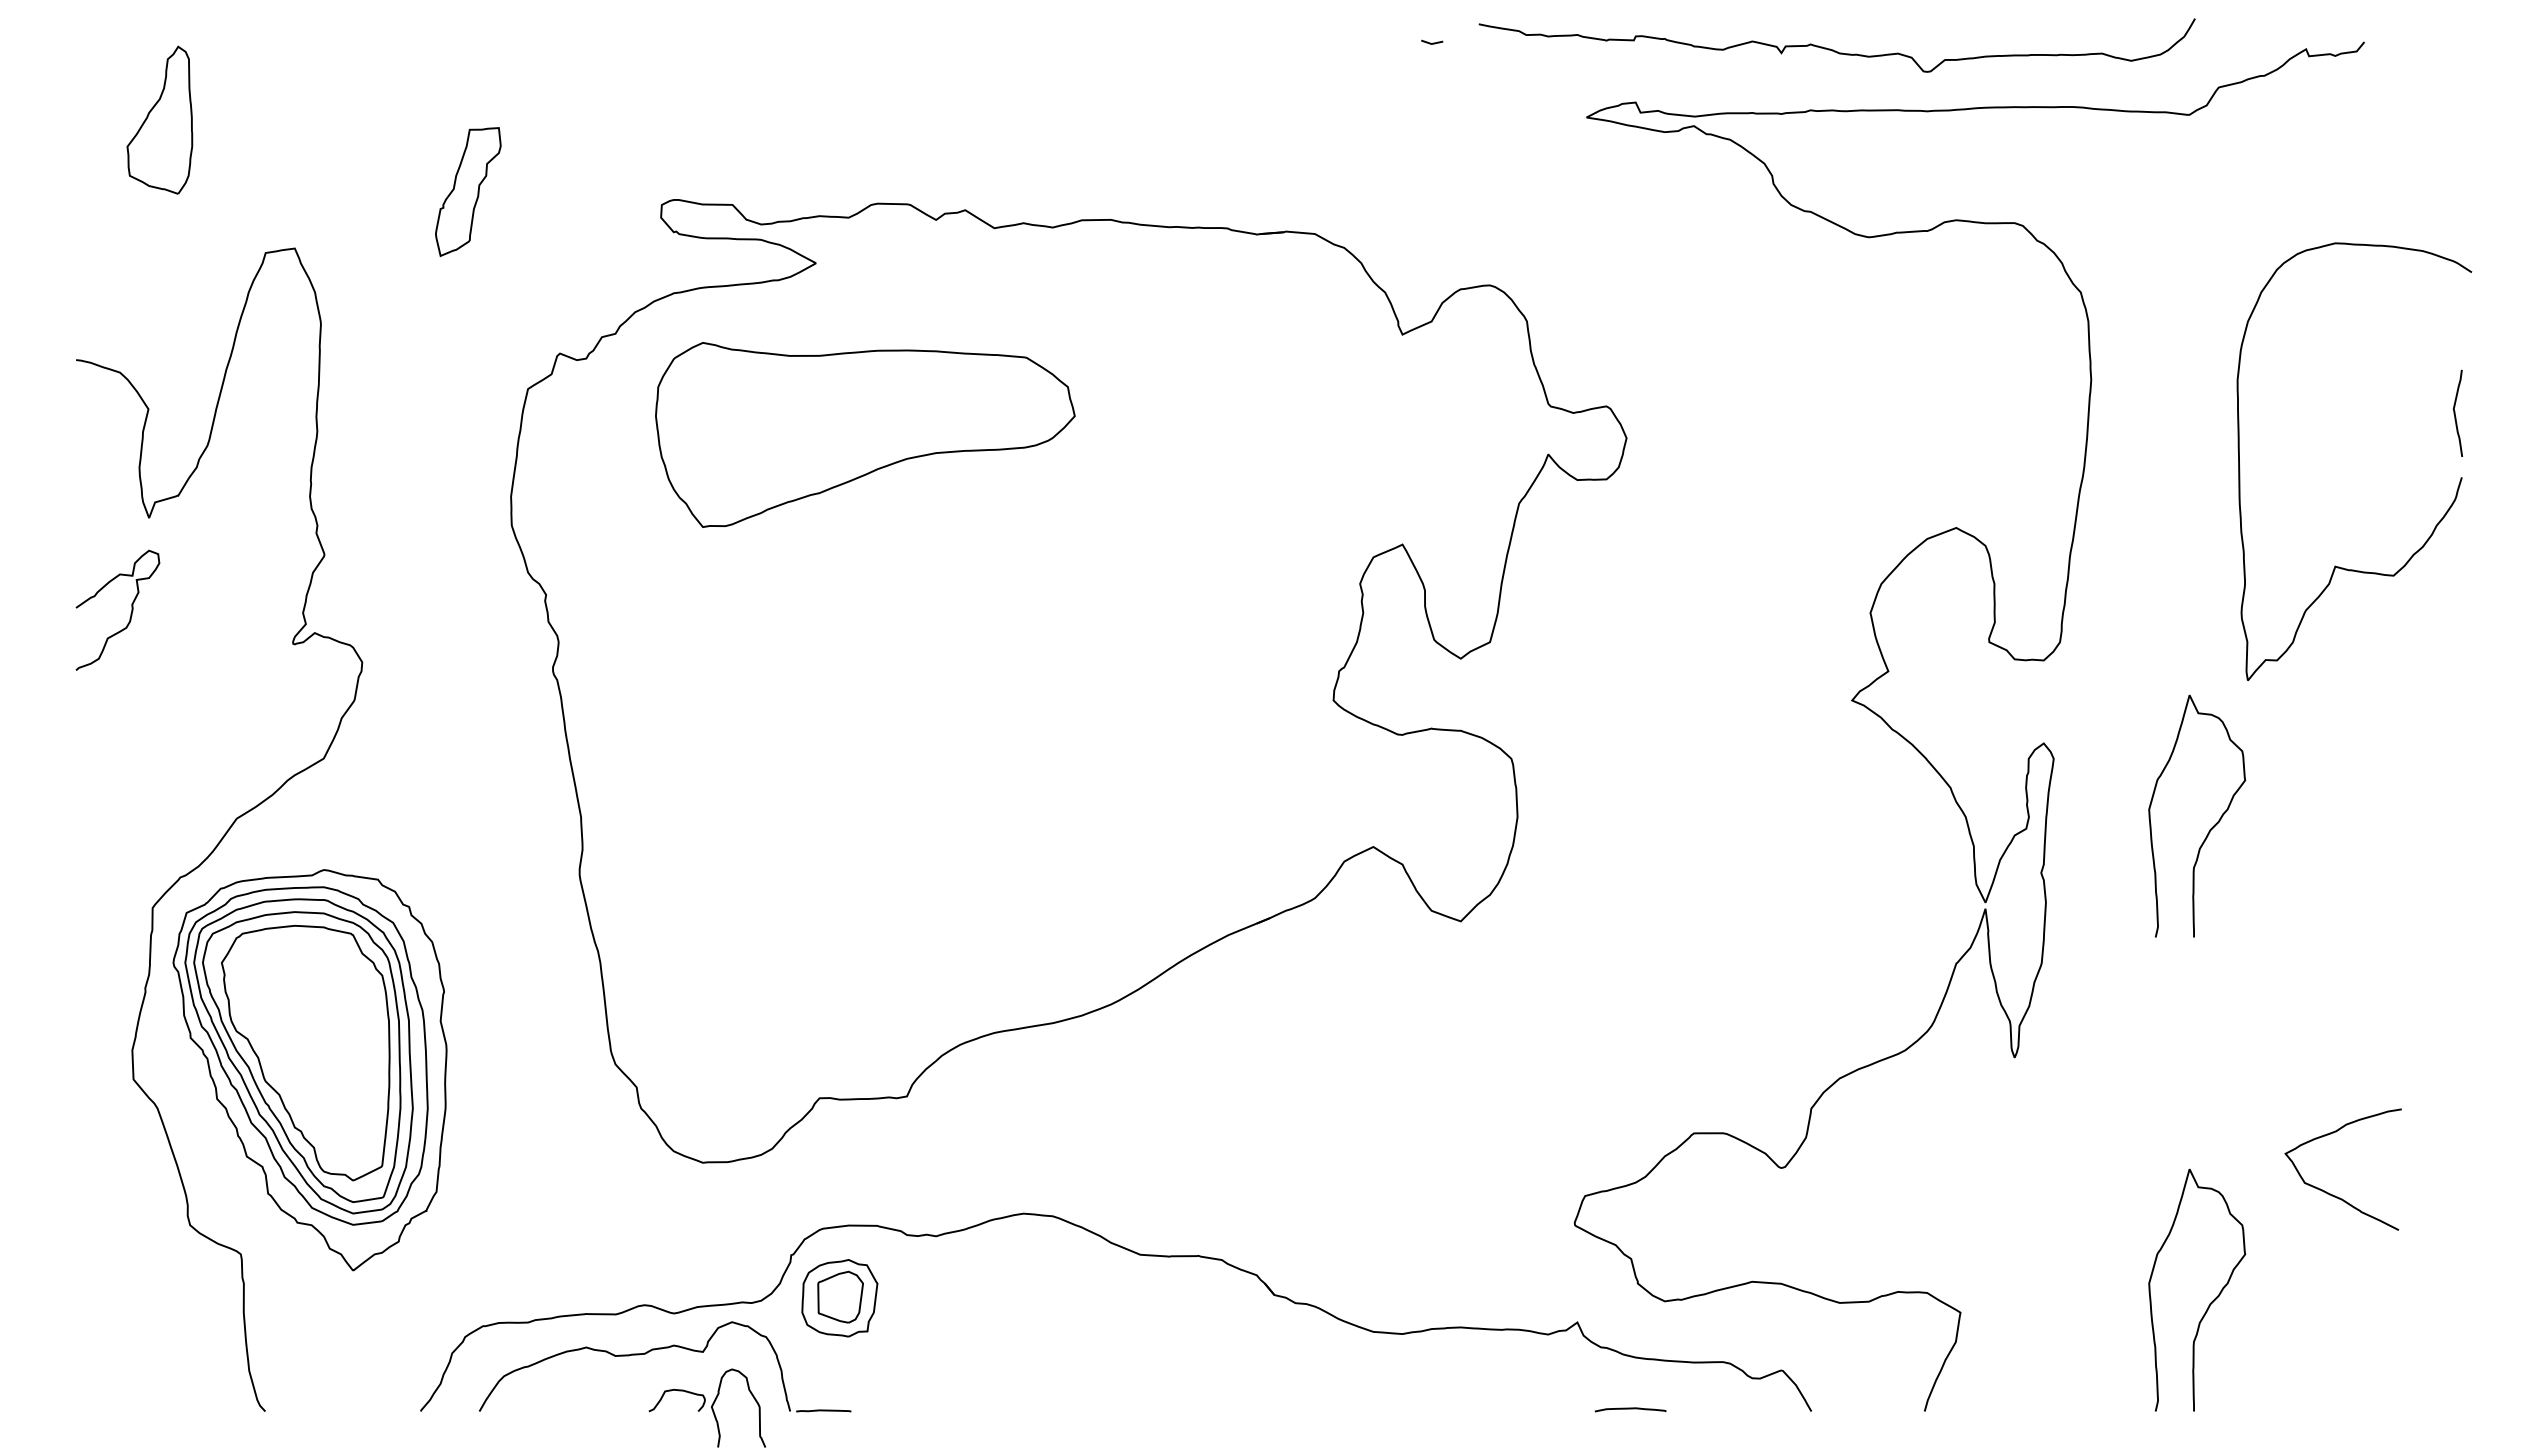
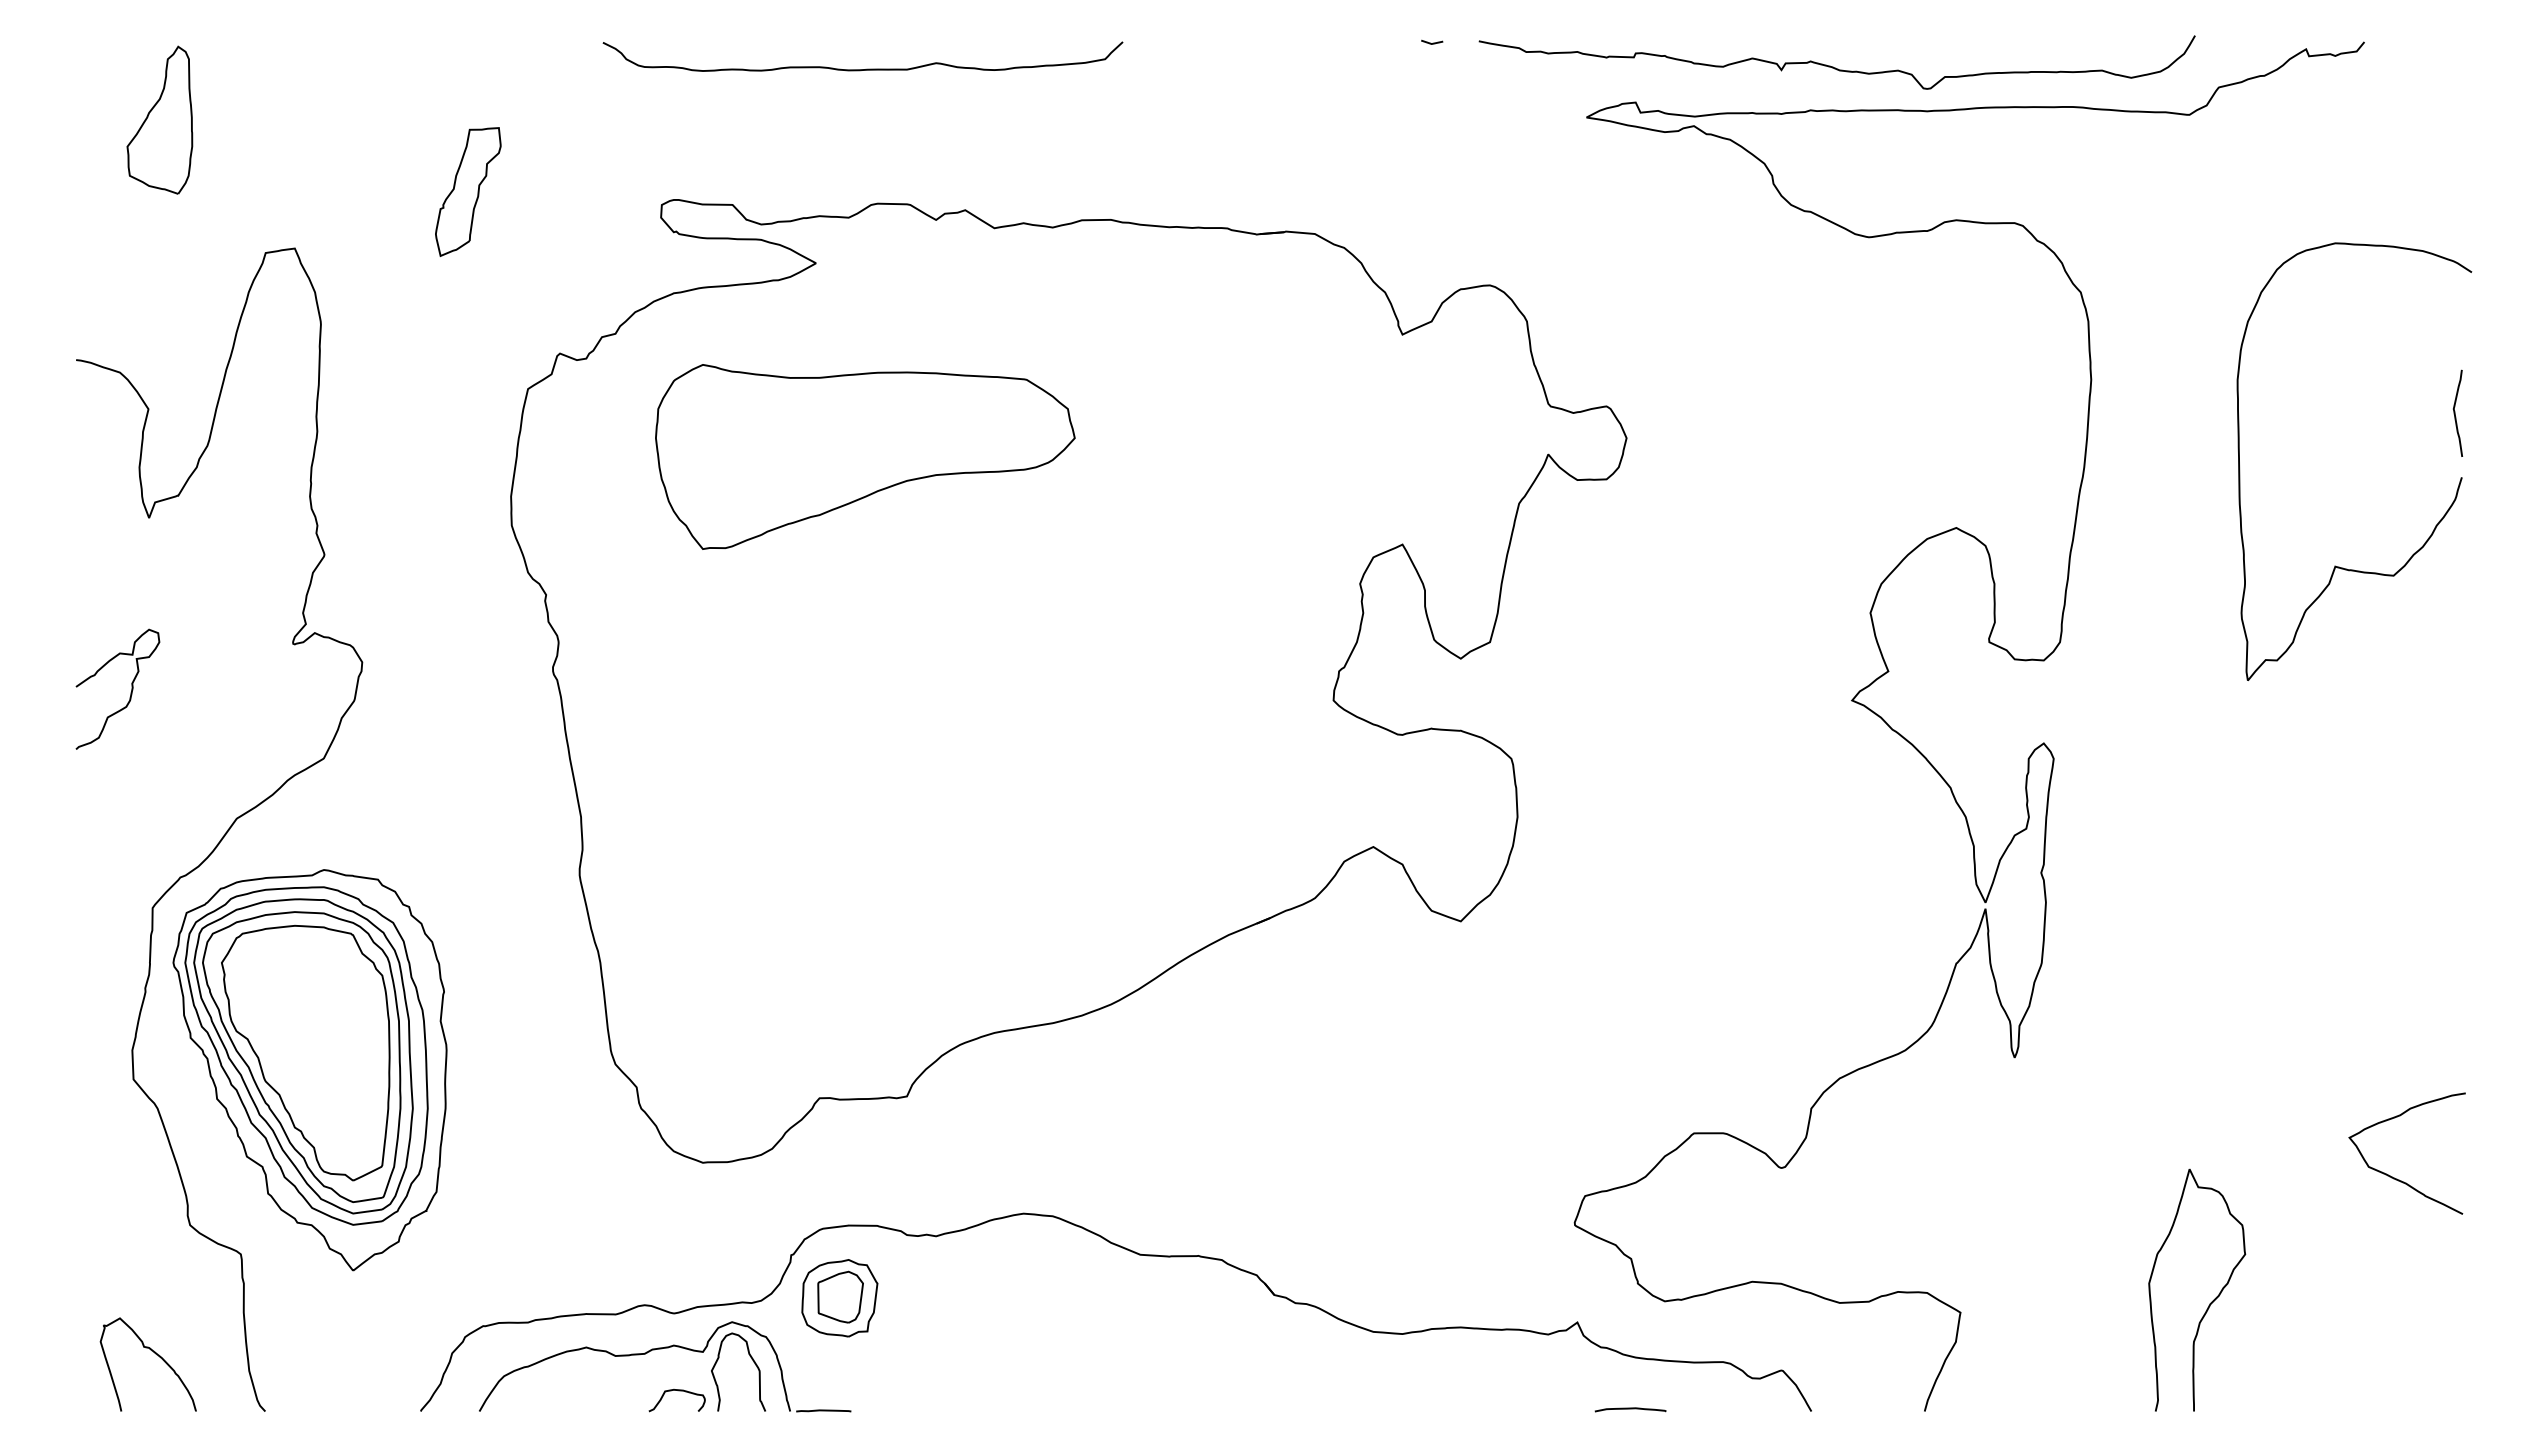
curve position: (1833, 49) -> (1833, 66) (1833, 66)
curve: none -> present (866, 68)
part position: (865, 434) -> (865, 456) (865, 456)
curve position: (130, 613) -> (130, 692) (130, 692)
curve: present -> none (2210, 828)
curve position: (2333, 1194) -> (2397, 1178) (2397, 1178)
curve: none -> present (155, 1354)
curve position: (753, 1398) -> (753, 1362) (753, 1362)
